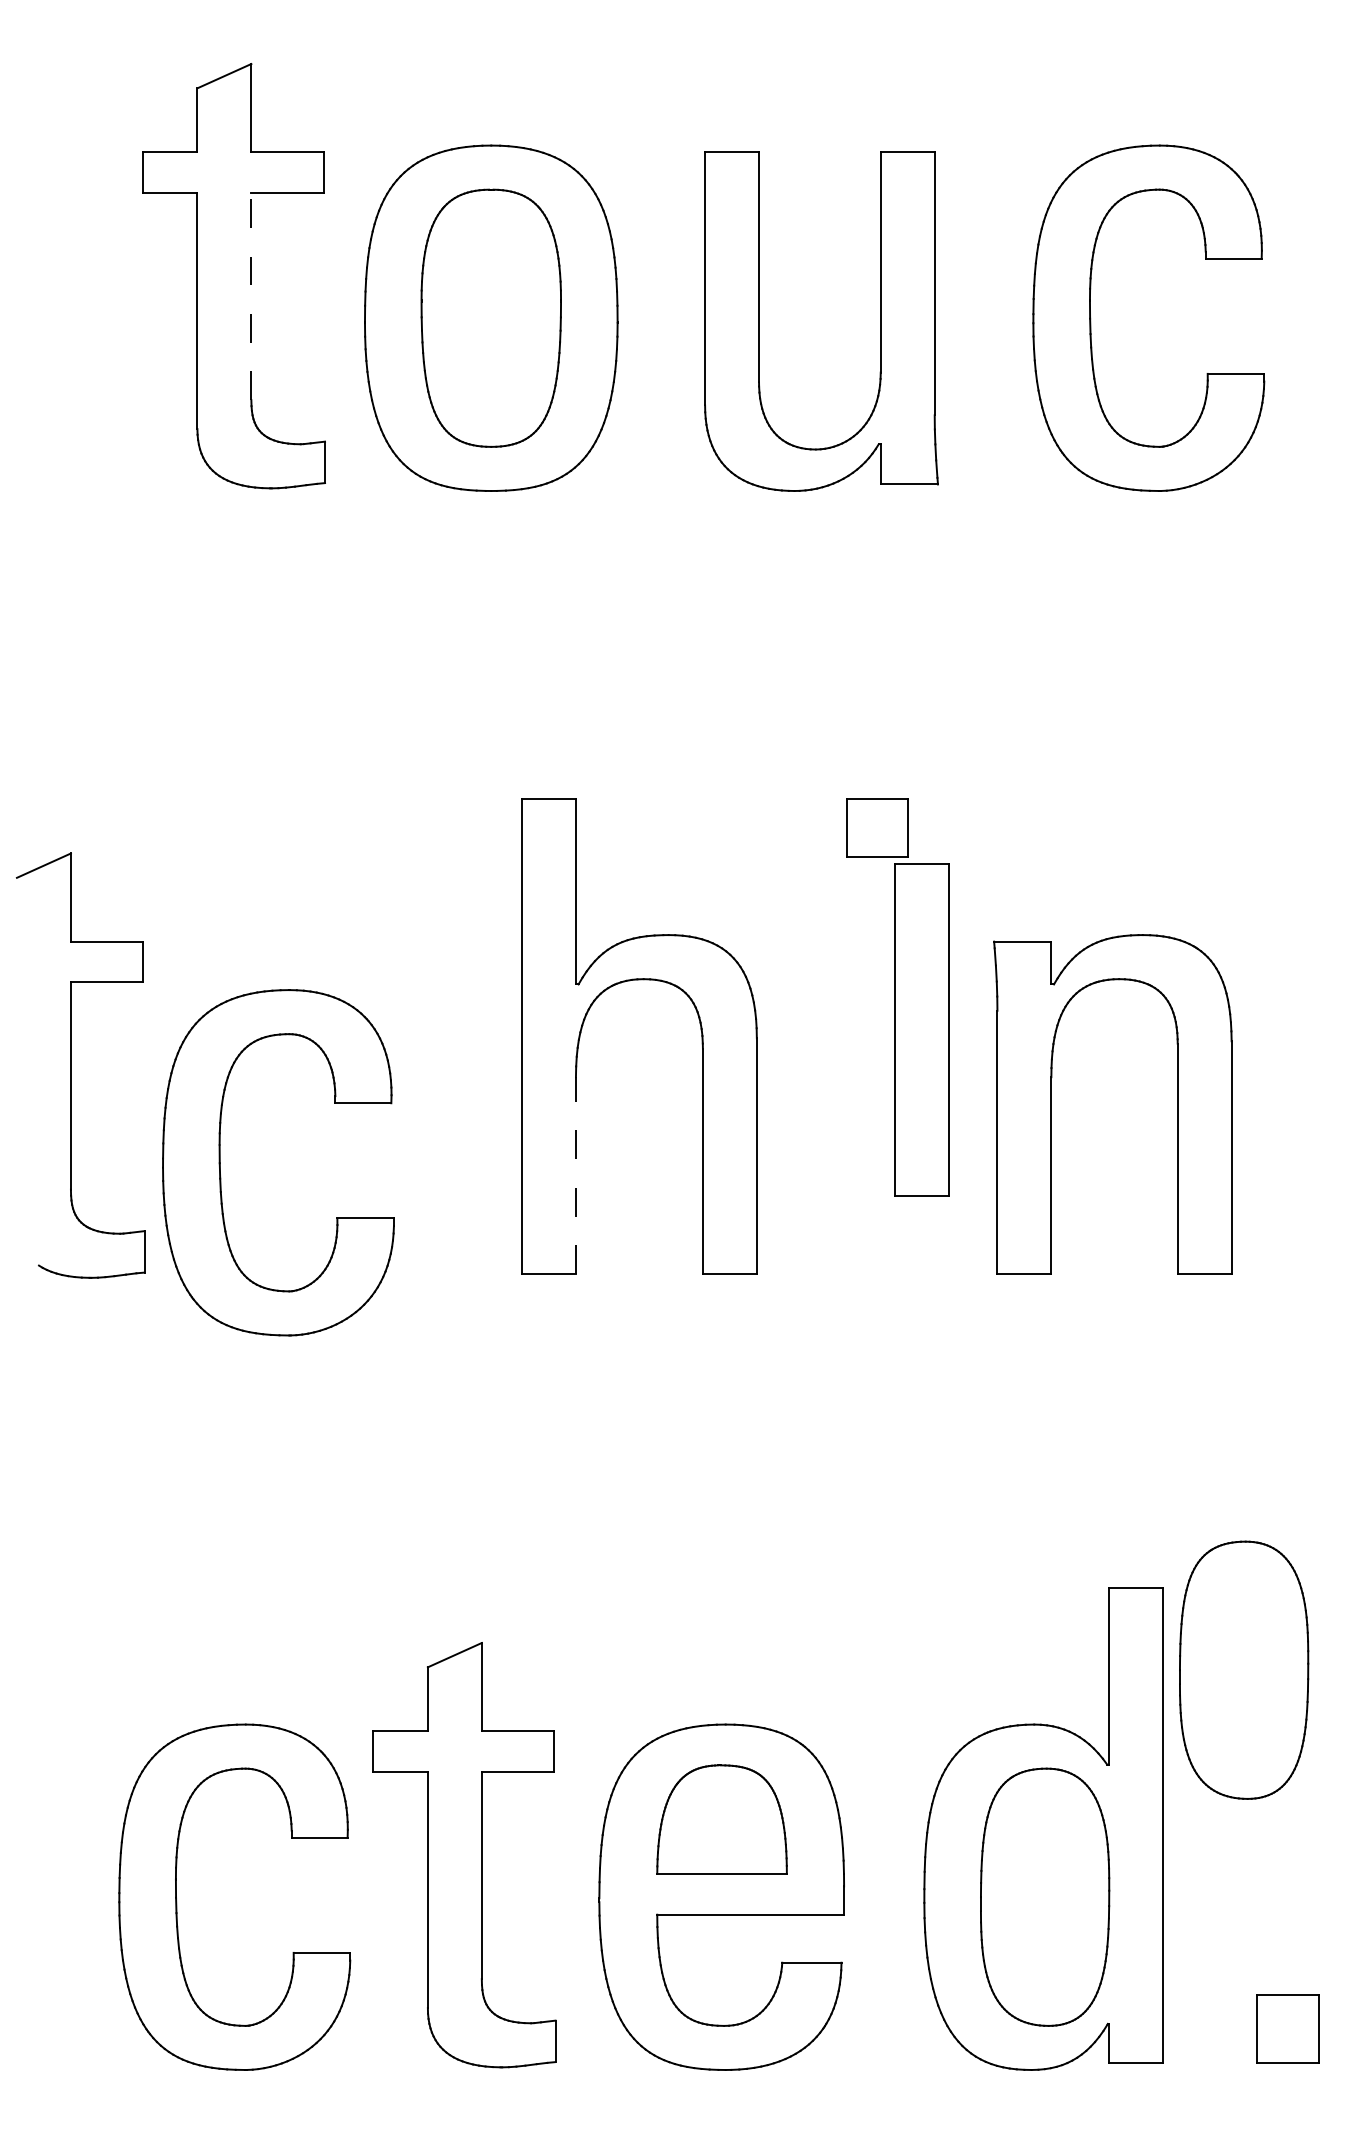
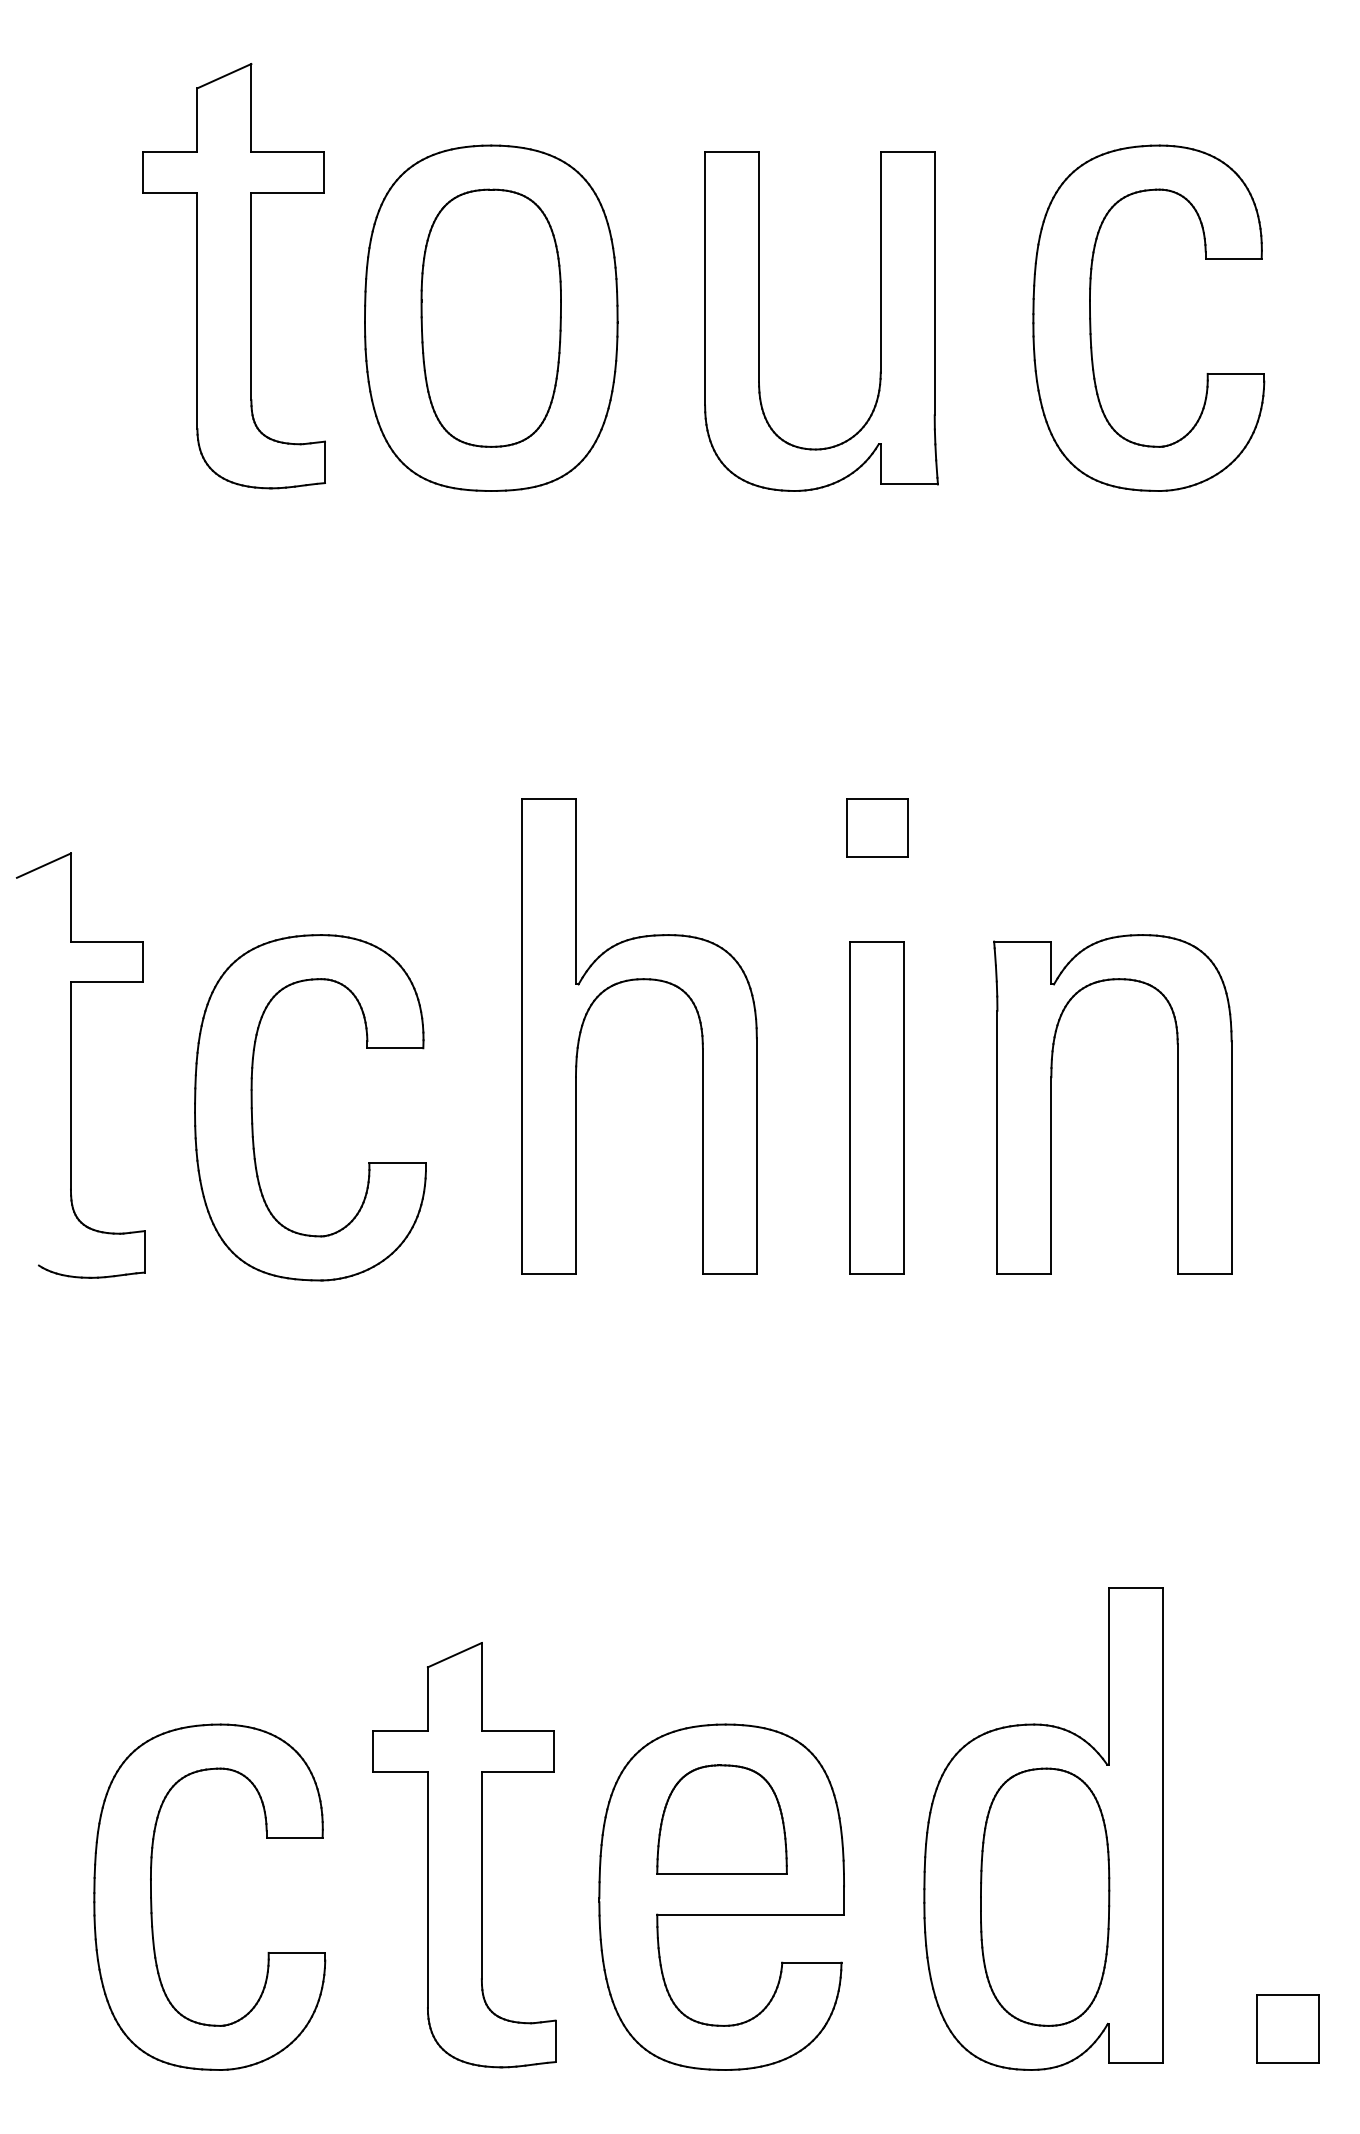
line: dashed -> solid (251, 296)
part position: (921, 1029) -> (876, 1107) (876, 1107)
part position: (220, 1162) -> (252, 1107) (252, 1107)
line: dashed -> solid (575, 1175)
part: present -> none (1244, 1669)
part position: (177, 1901) -> (152, 1901) (152, 1901)
